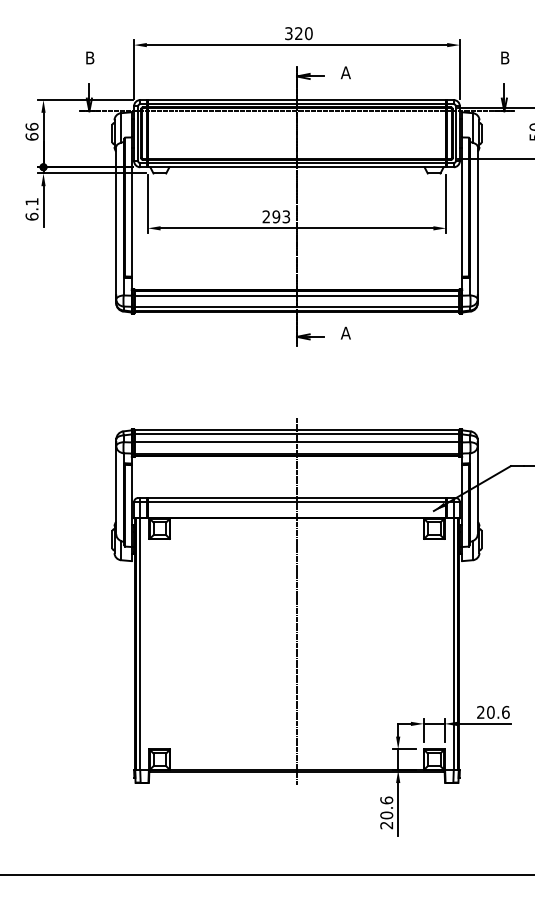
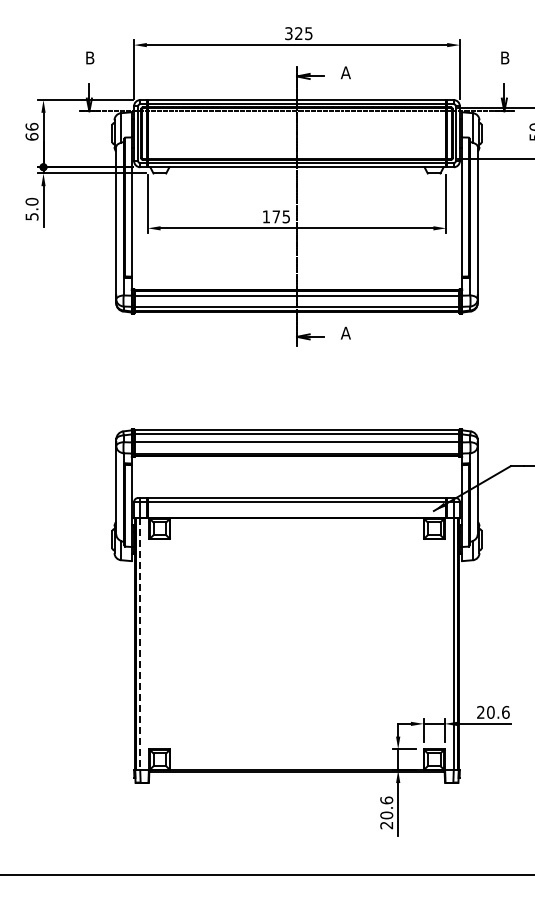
text: 320 -> 325 (308, 33)
text: 6.1 -> 5.0 (31, 208)
text: 293 -> 175 (276, 216)
line: present -> none (297, 600)
line: solid -> dashed (140, 644)
